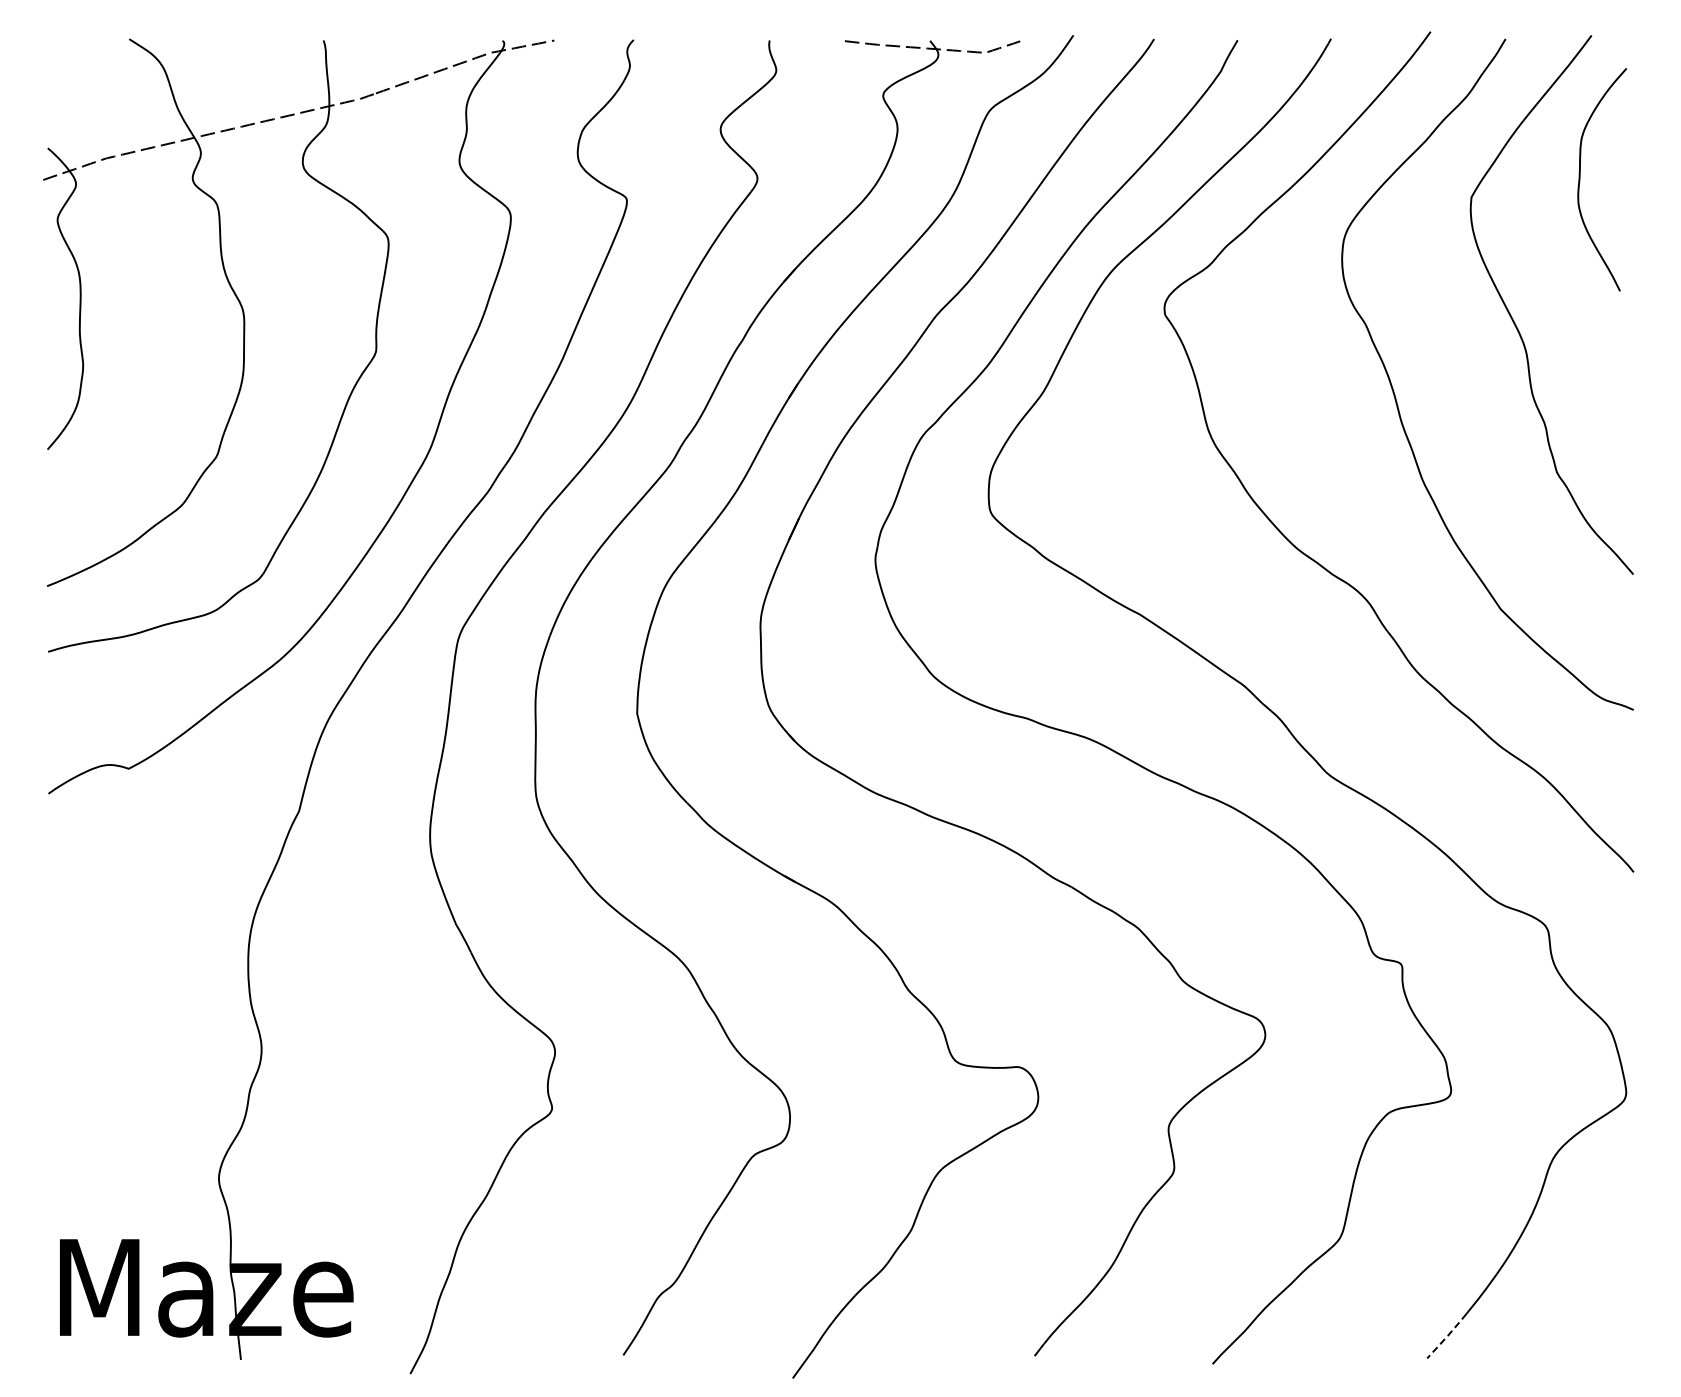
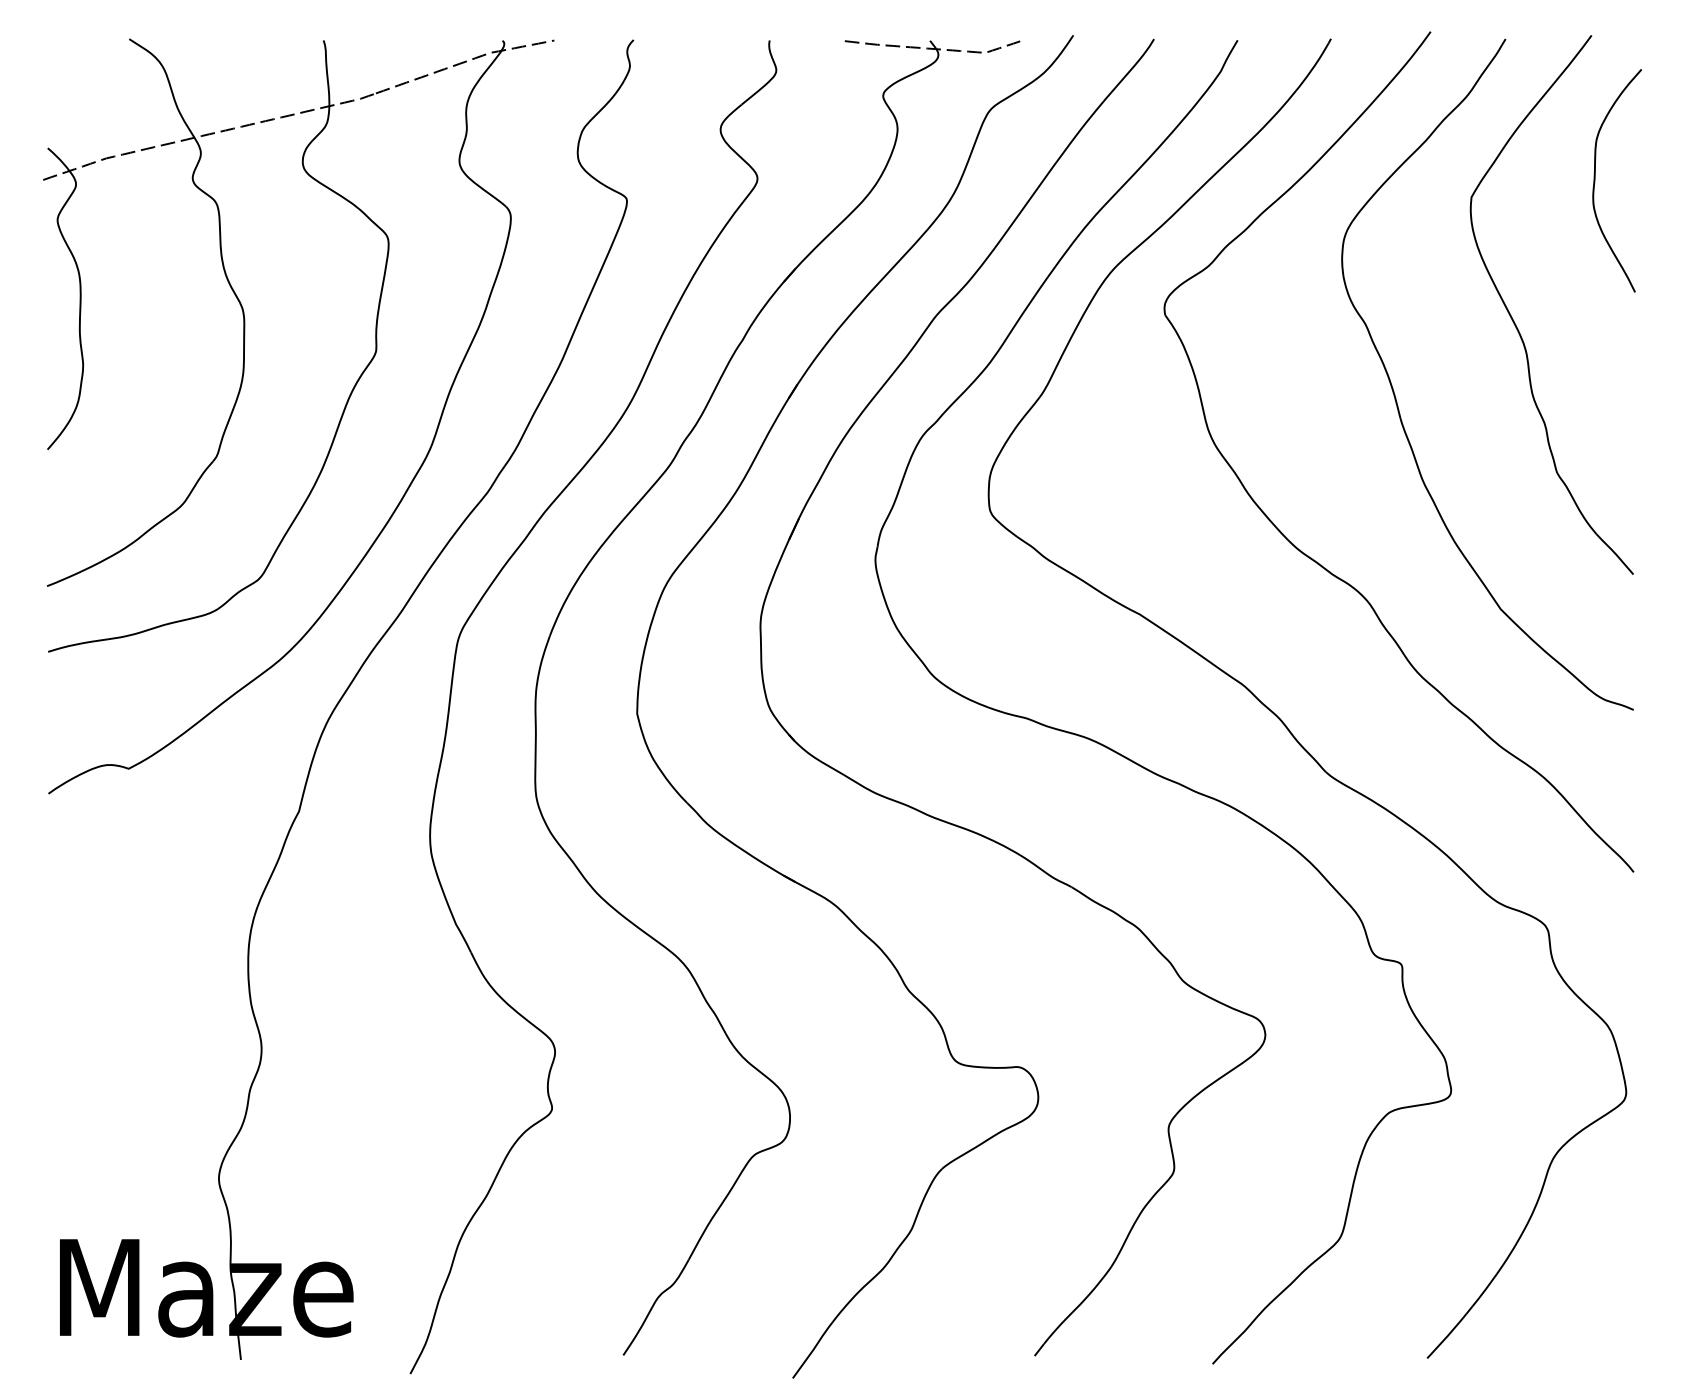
curve position: (1580, 179) -> (1595, 180) (1595, 180)
line: dashed -> solid (1447, 1335)
